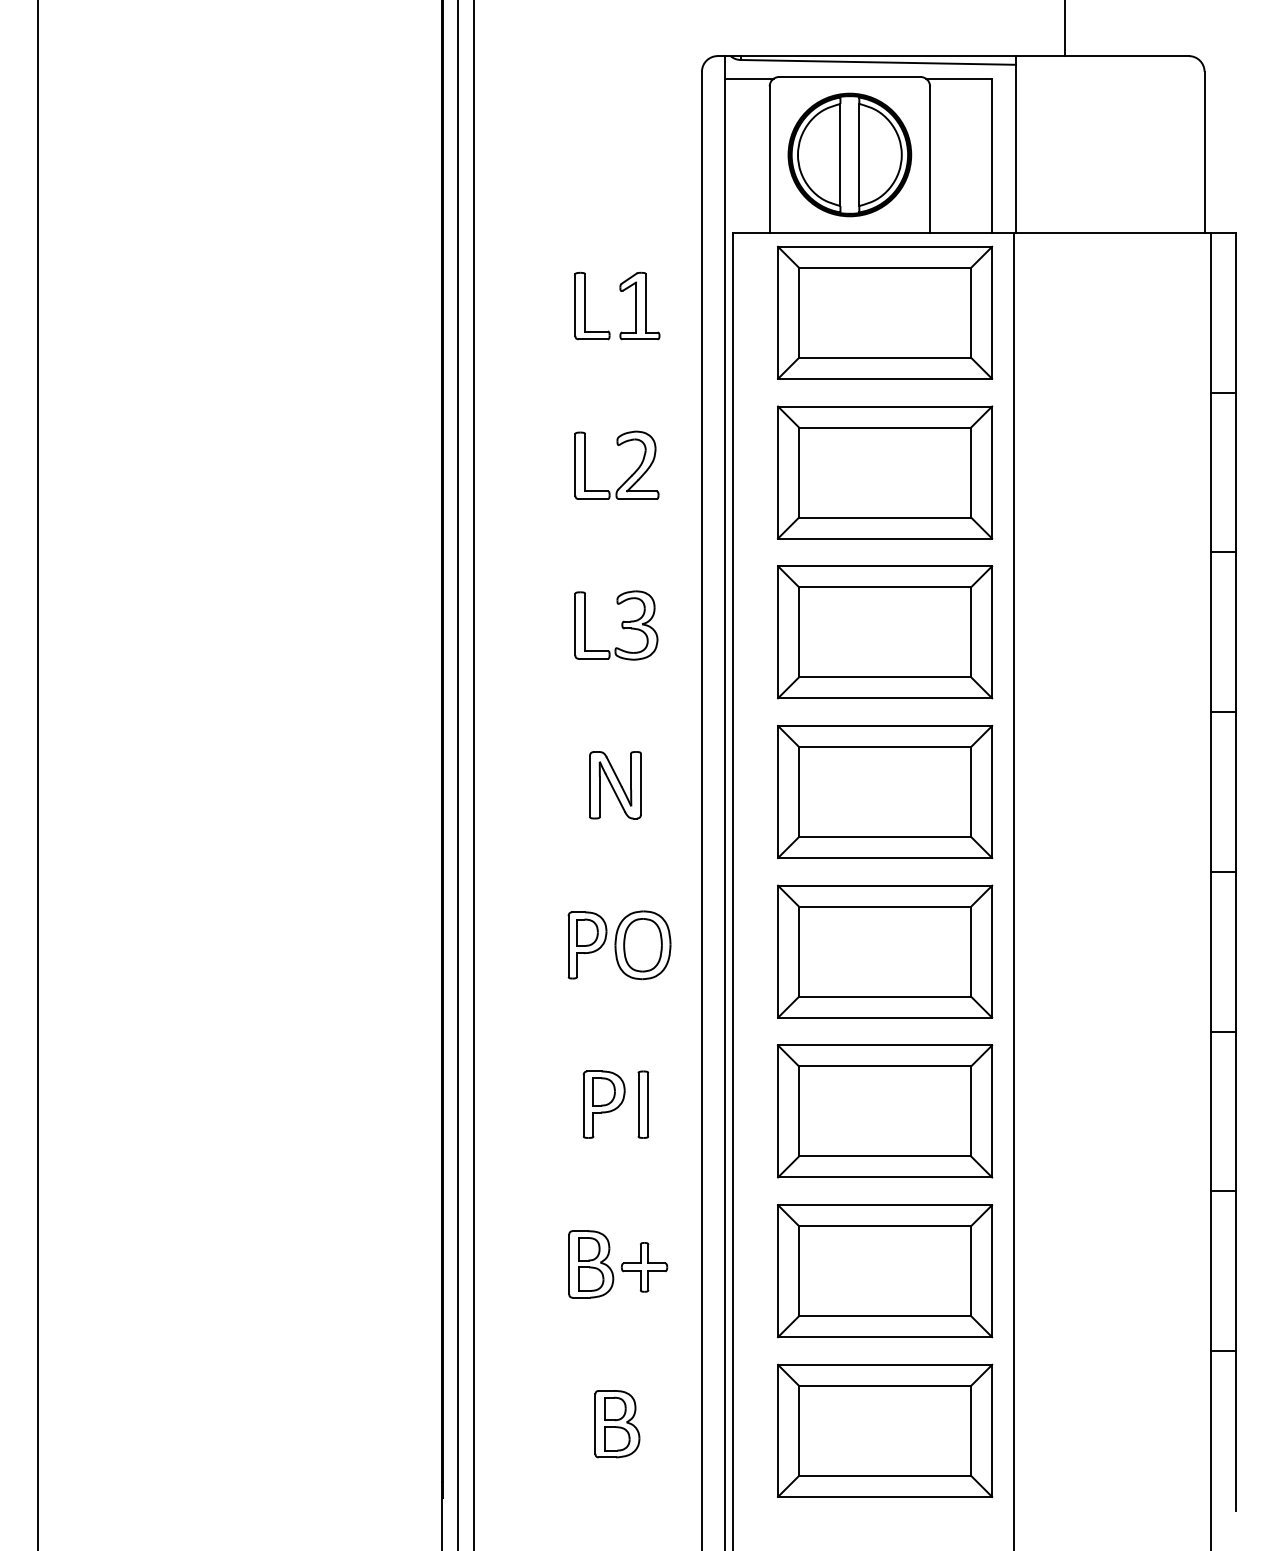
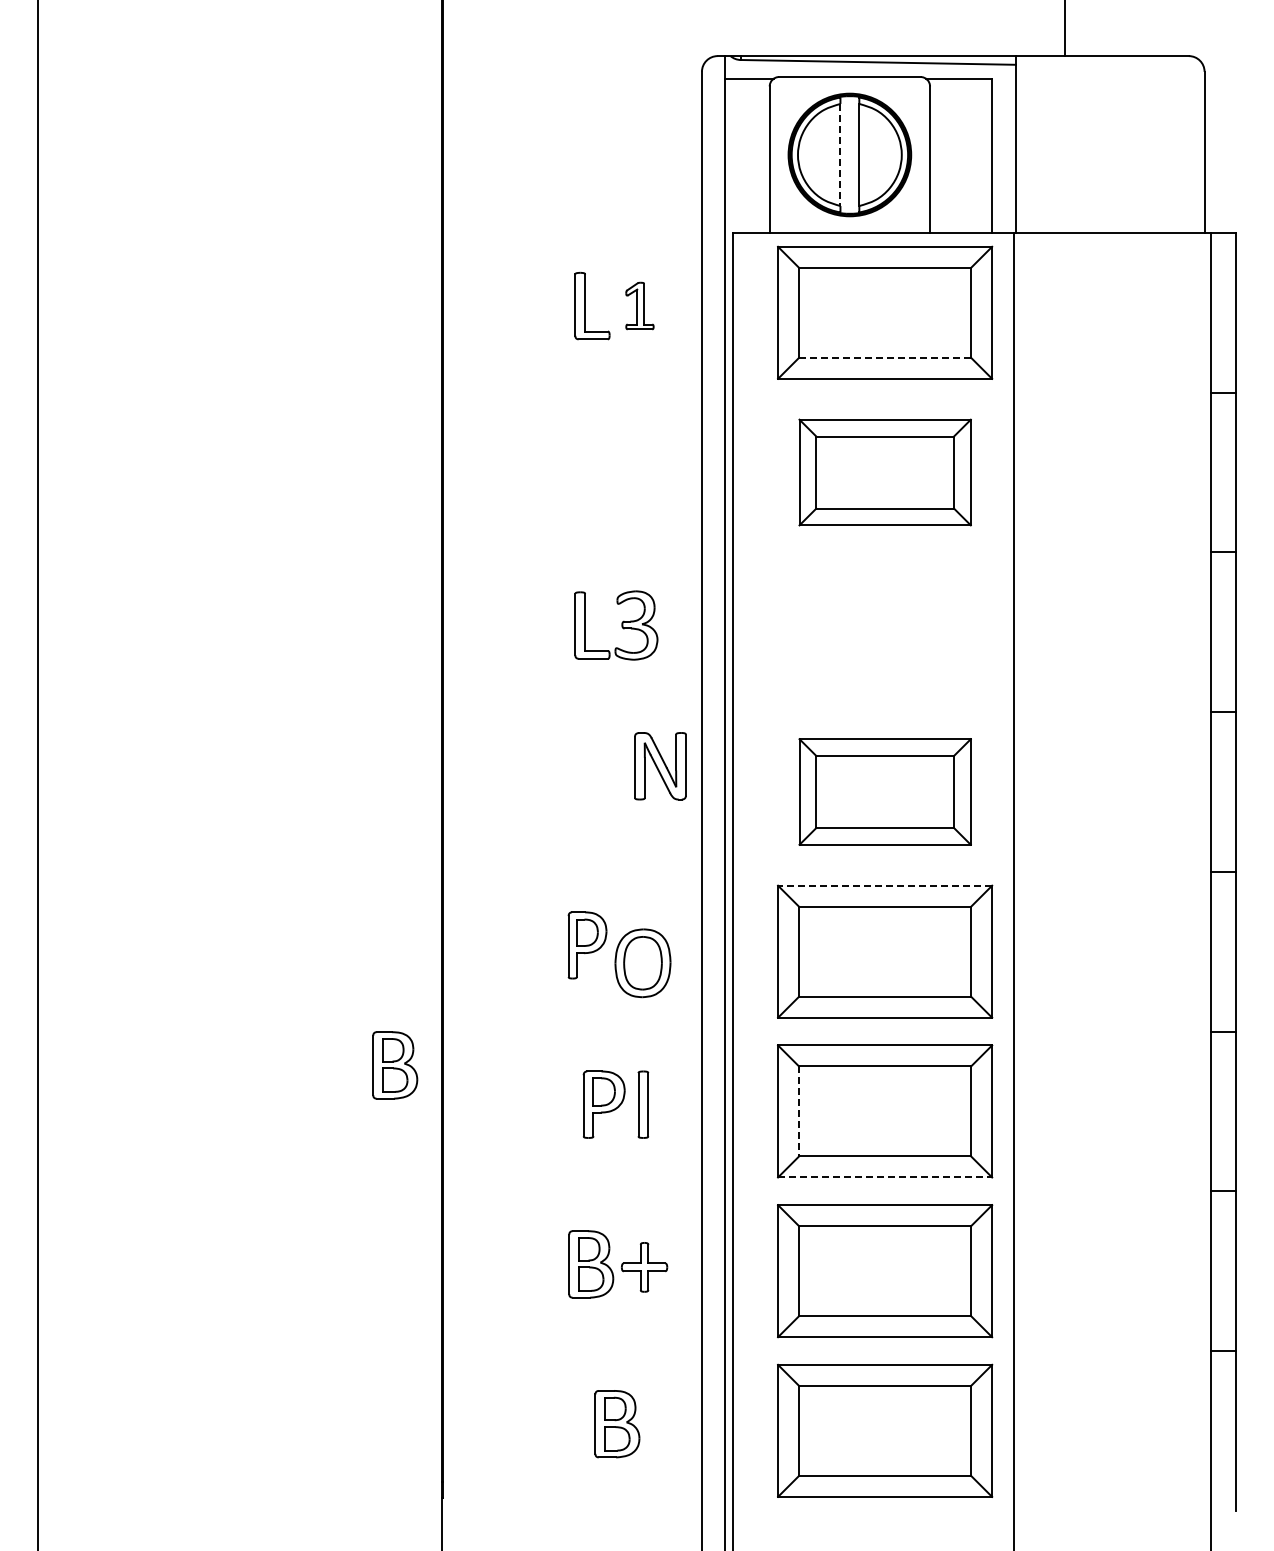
line: solid -> dashed (840, 155)
part size: 42x70 px -> 30x50 px (639, 305)
line: solid -> dashed (885, 357)
part size: 217x135 px -> 174x109 px (884, 472)
part: present -> none (629, 476)
part: present -> none (885, 632)
line: present -> none (458, 774)
line: present -> none (474, 774)
part position: (615, 785) -> (660, 766) (660, 766)
part size: 217x136 px -> 174x108 px (884, 791)
line: solid -> dashed (884, 885)
part position: (642, 945) -> (642, 963) (642, 963)
part: none -> present (395, 1065)
line: solid -> dashed (799, 1111)
line: solid -> dashed (885, 1177)
